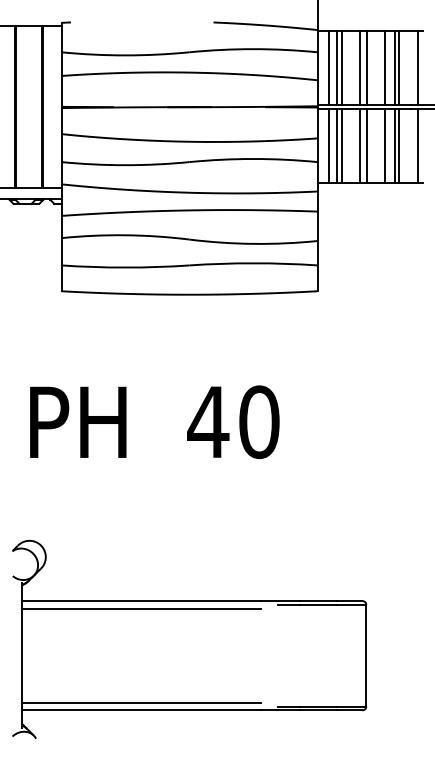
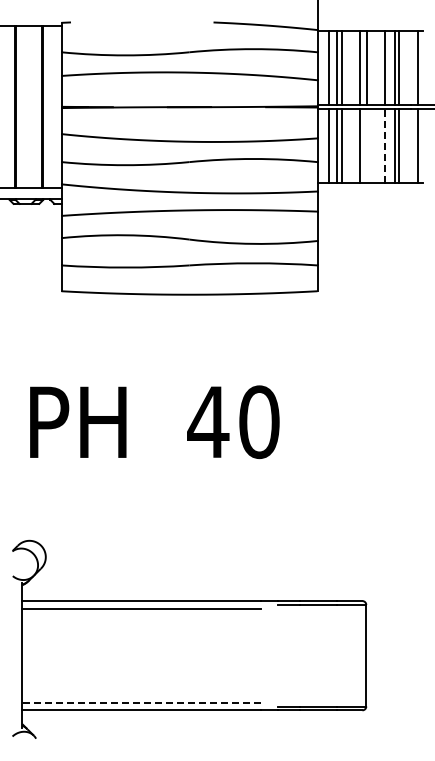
line: solid -> dashed (385, 145)
line: present -> none (366, 146)
line: solid -> dashed (141, 702)
